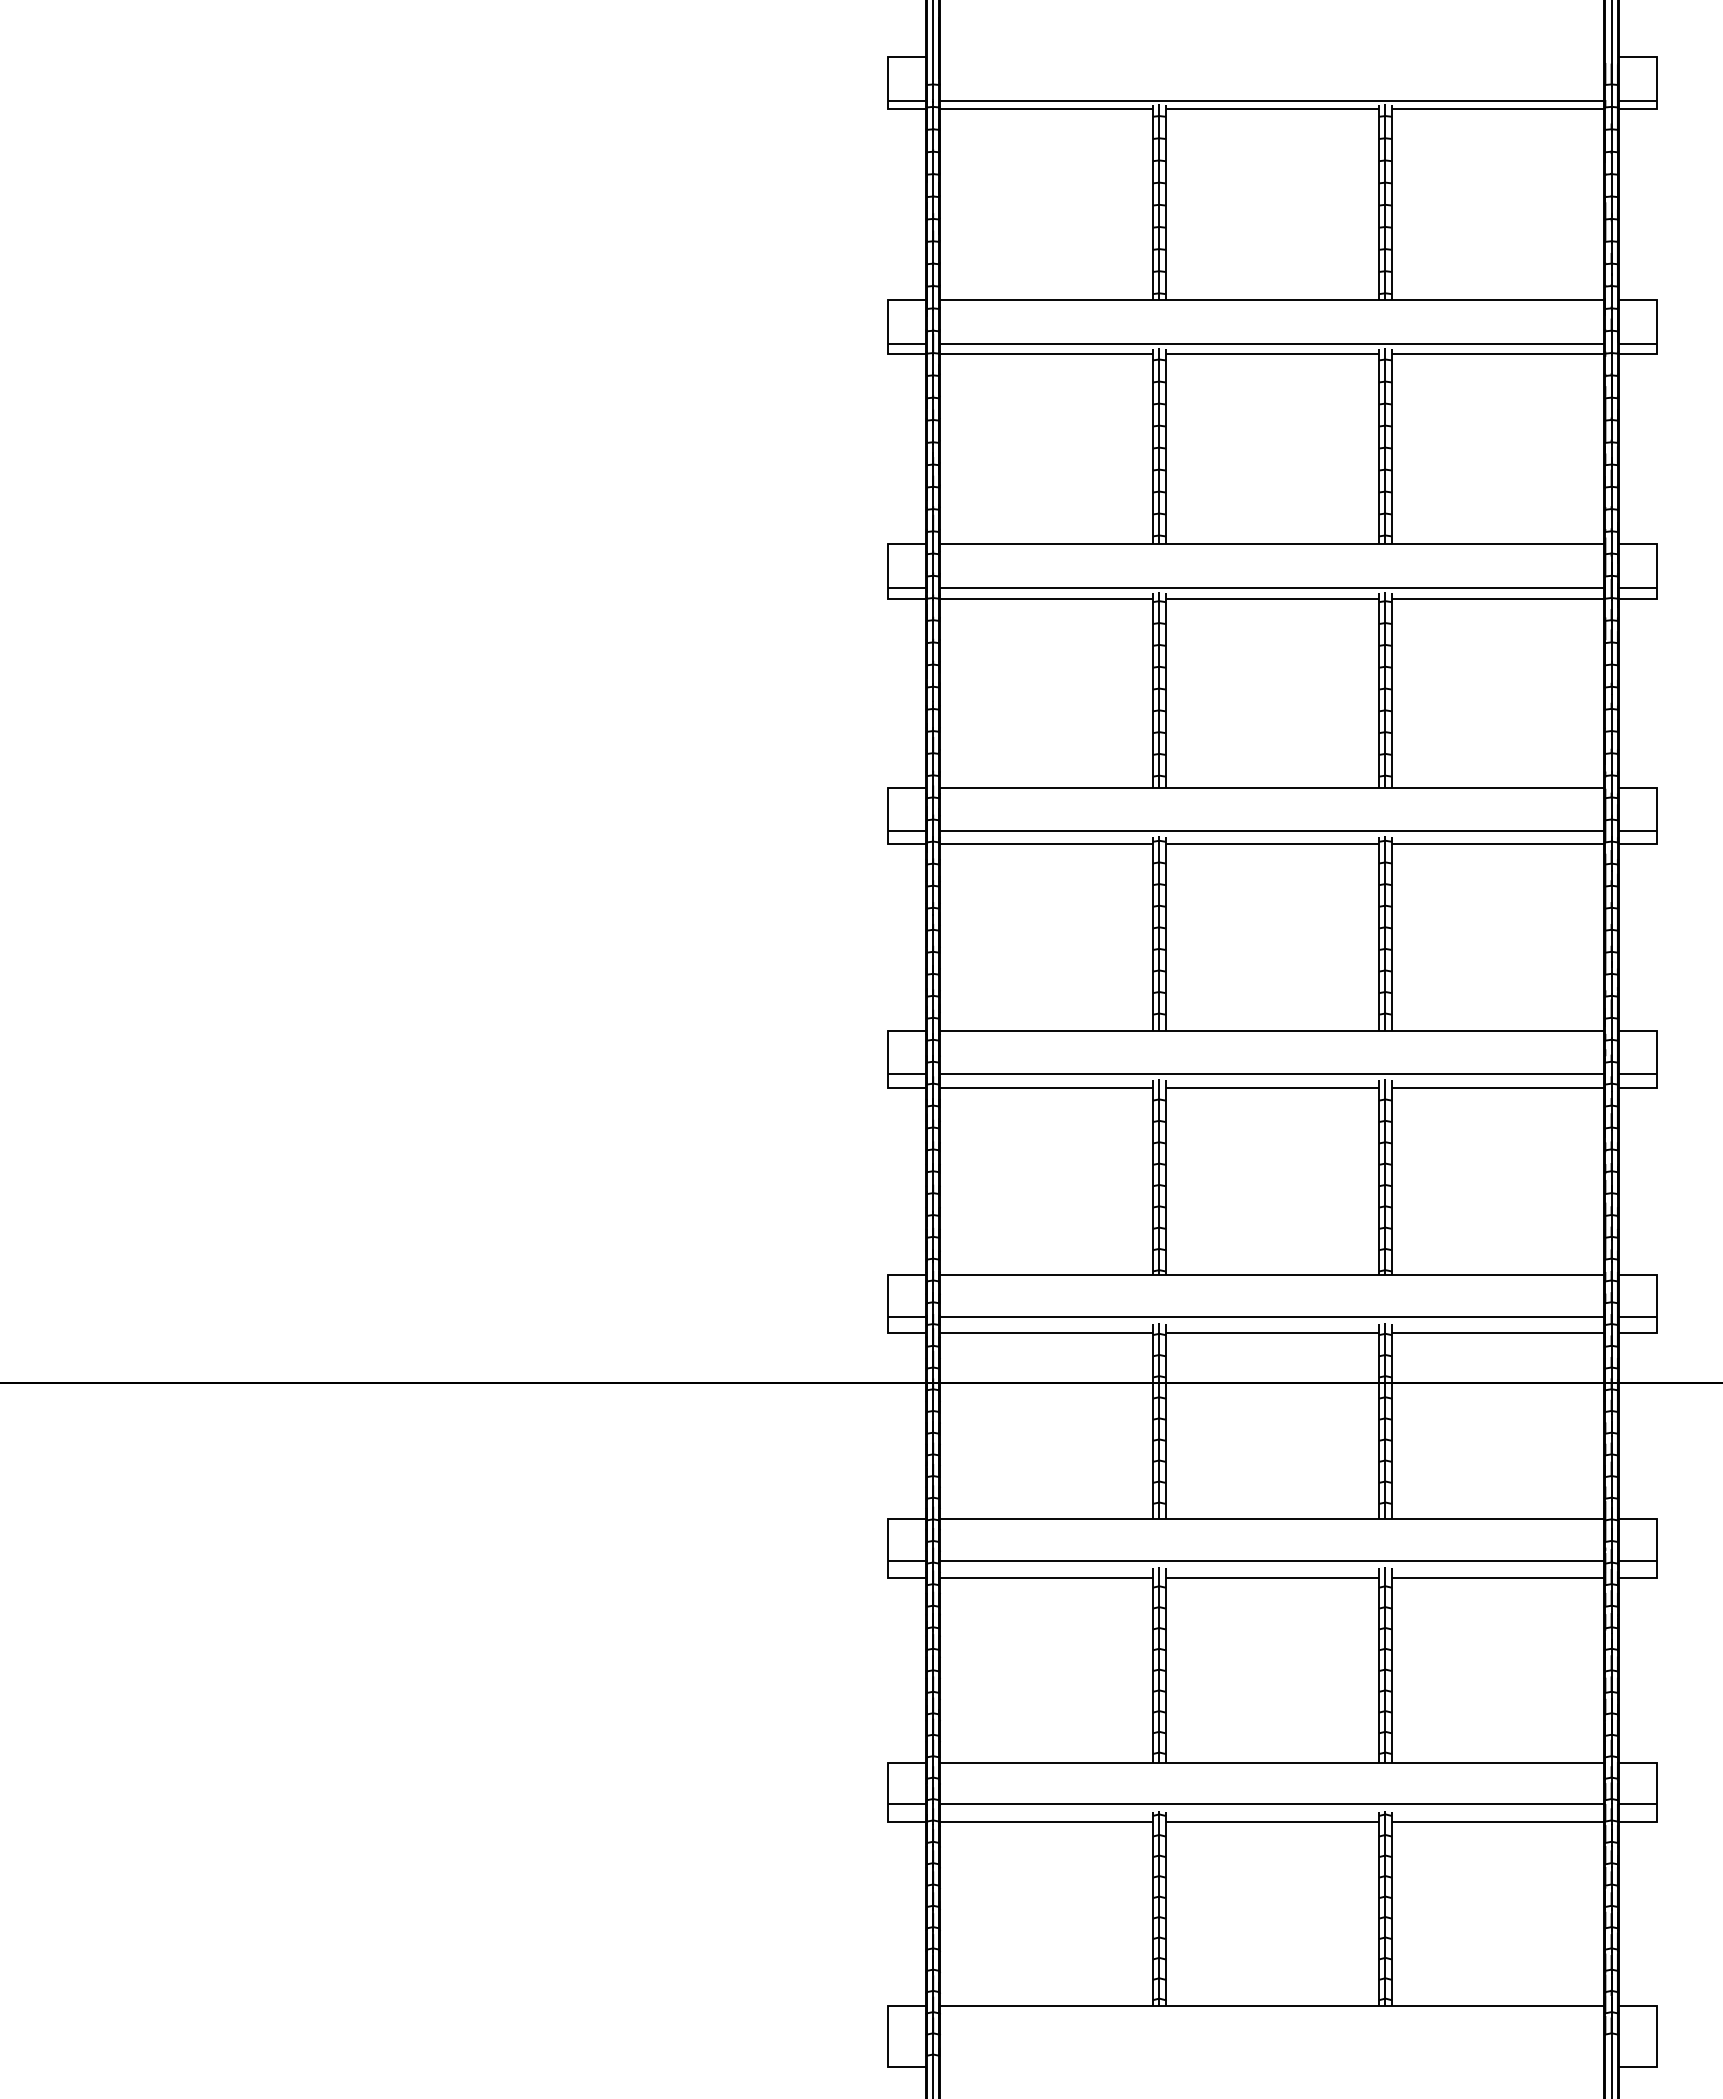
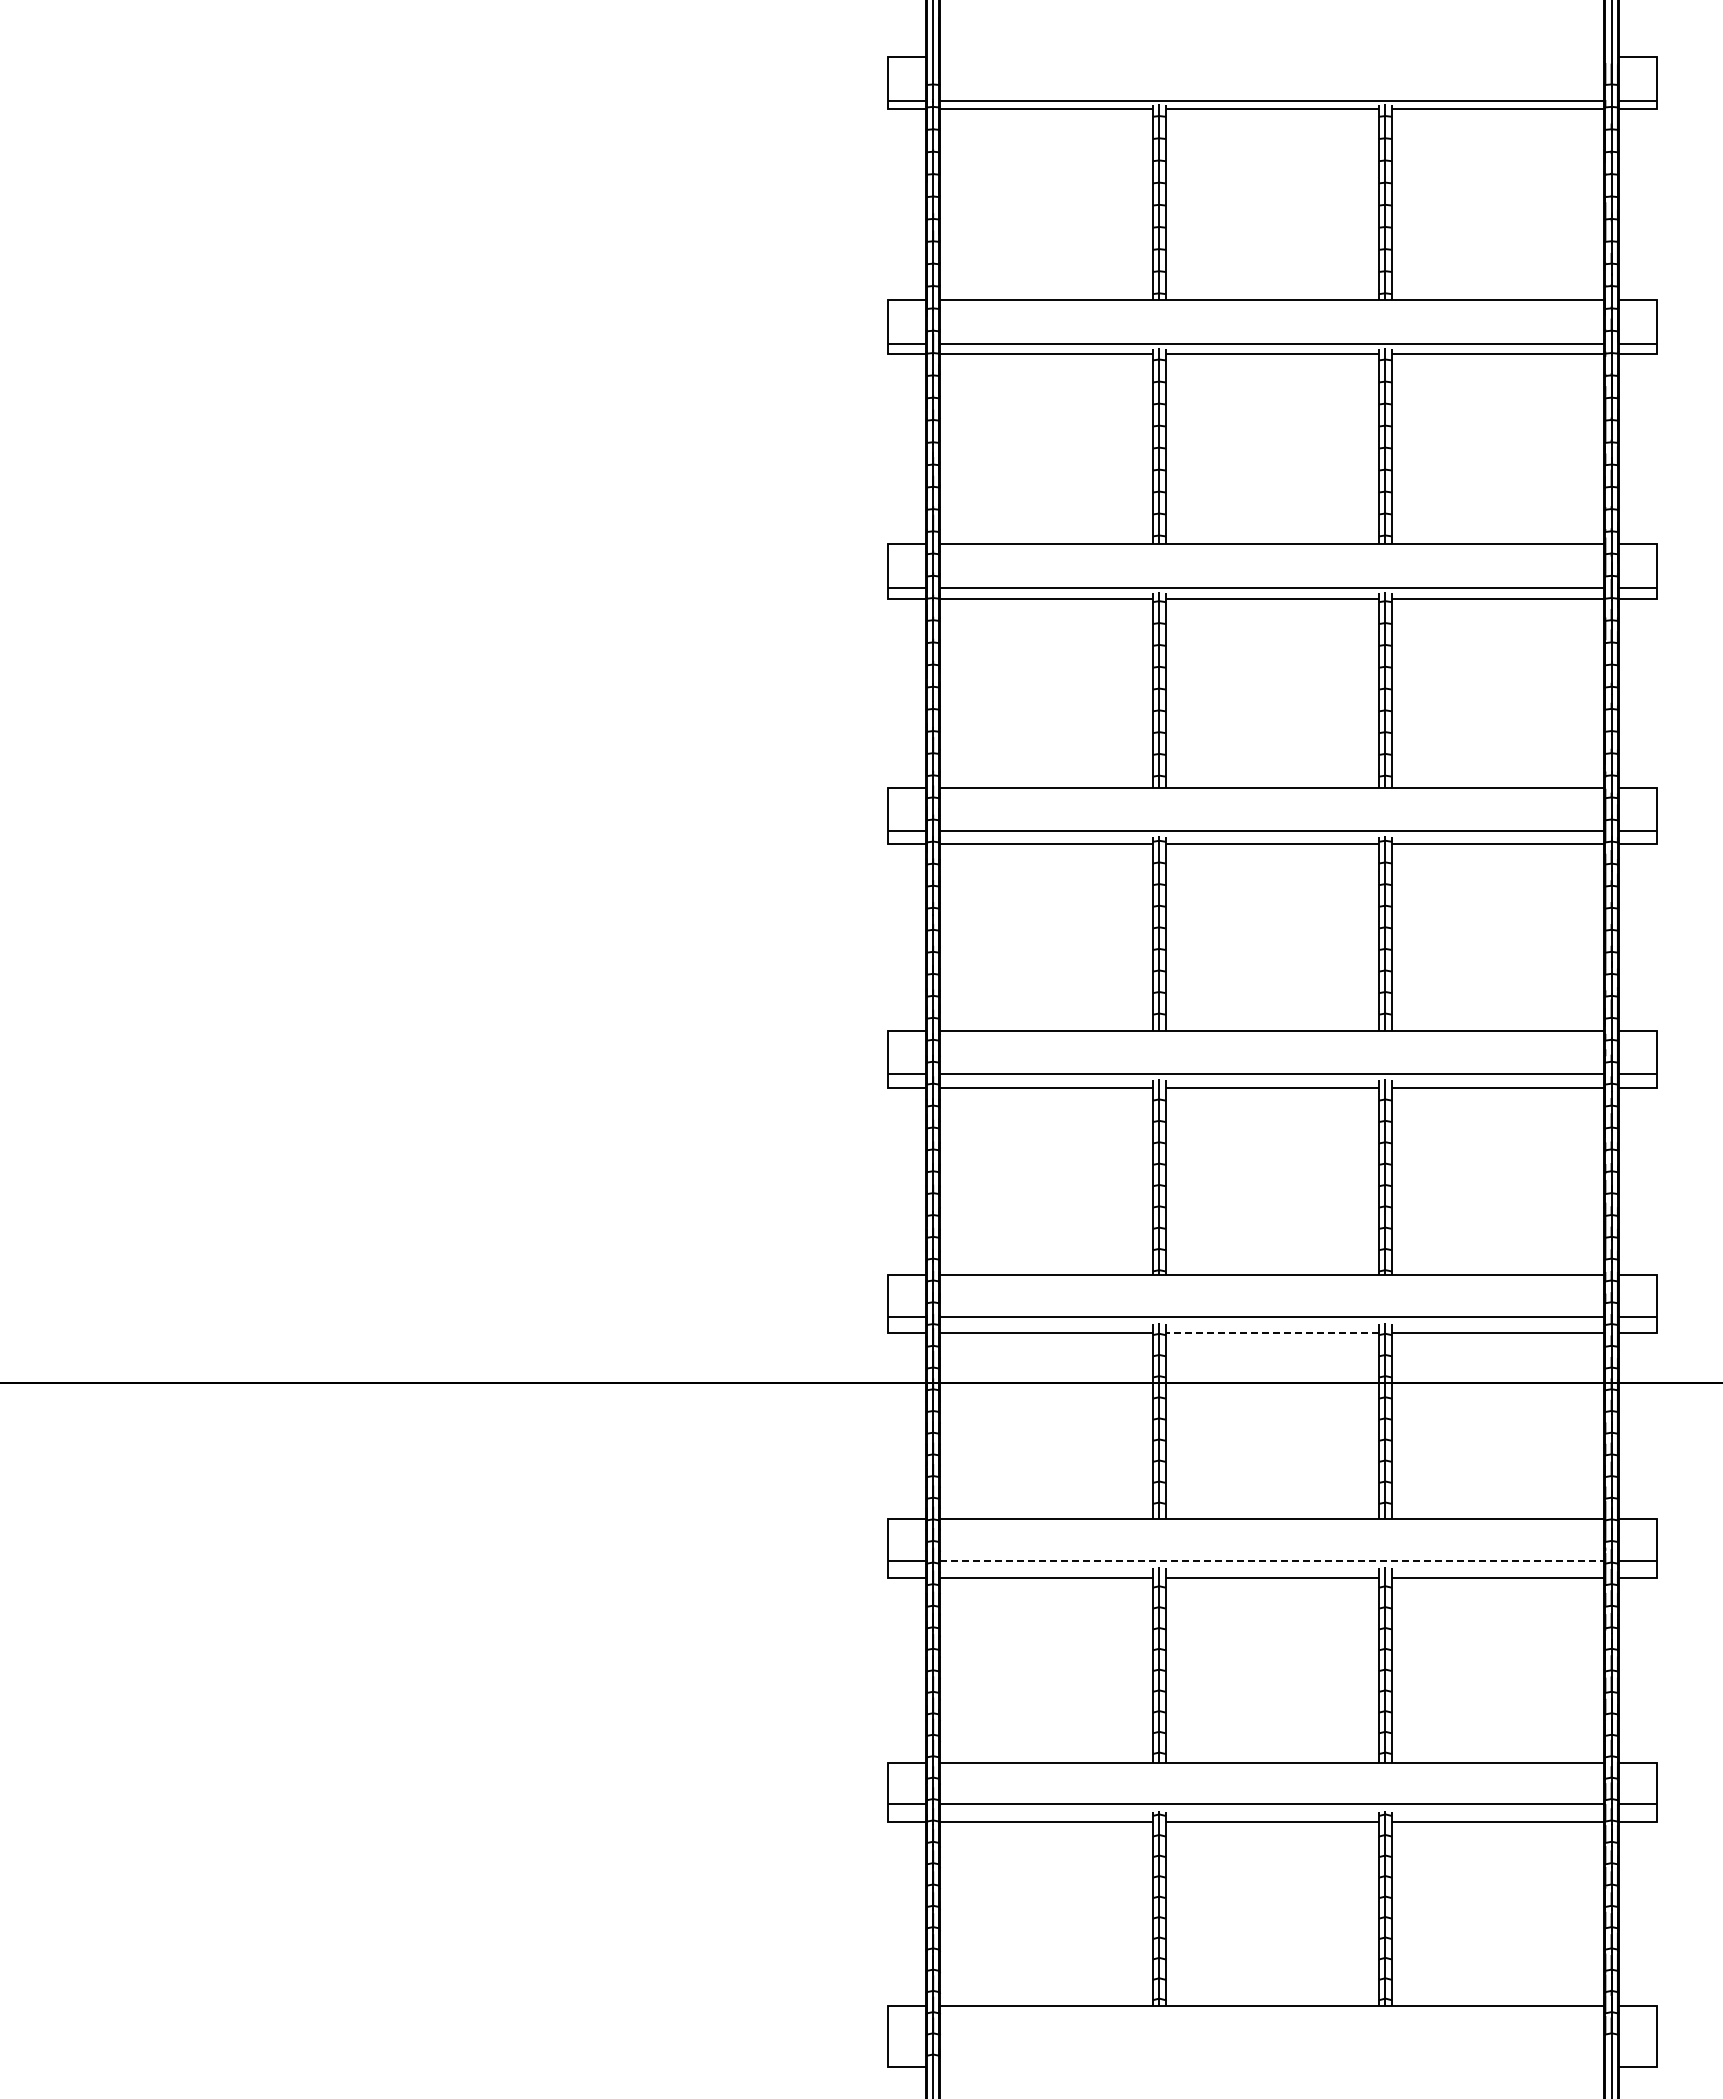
line: solid -> dashed (1272, 1333)
line: solid -> dashed (1272, 1560)
